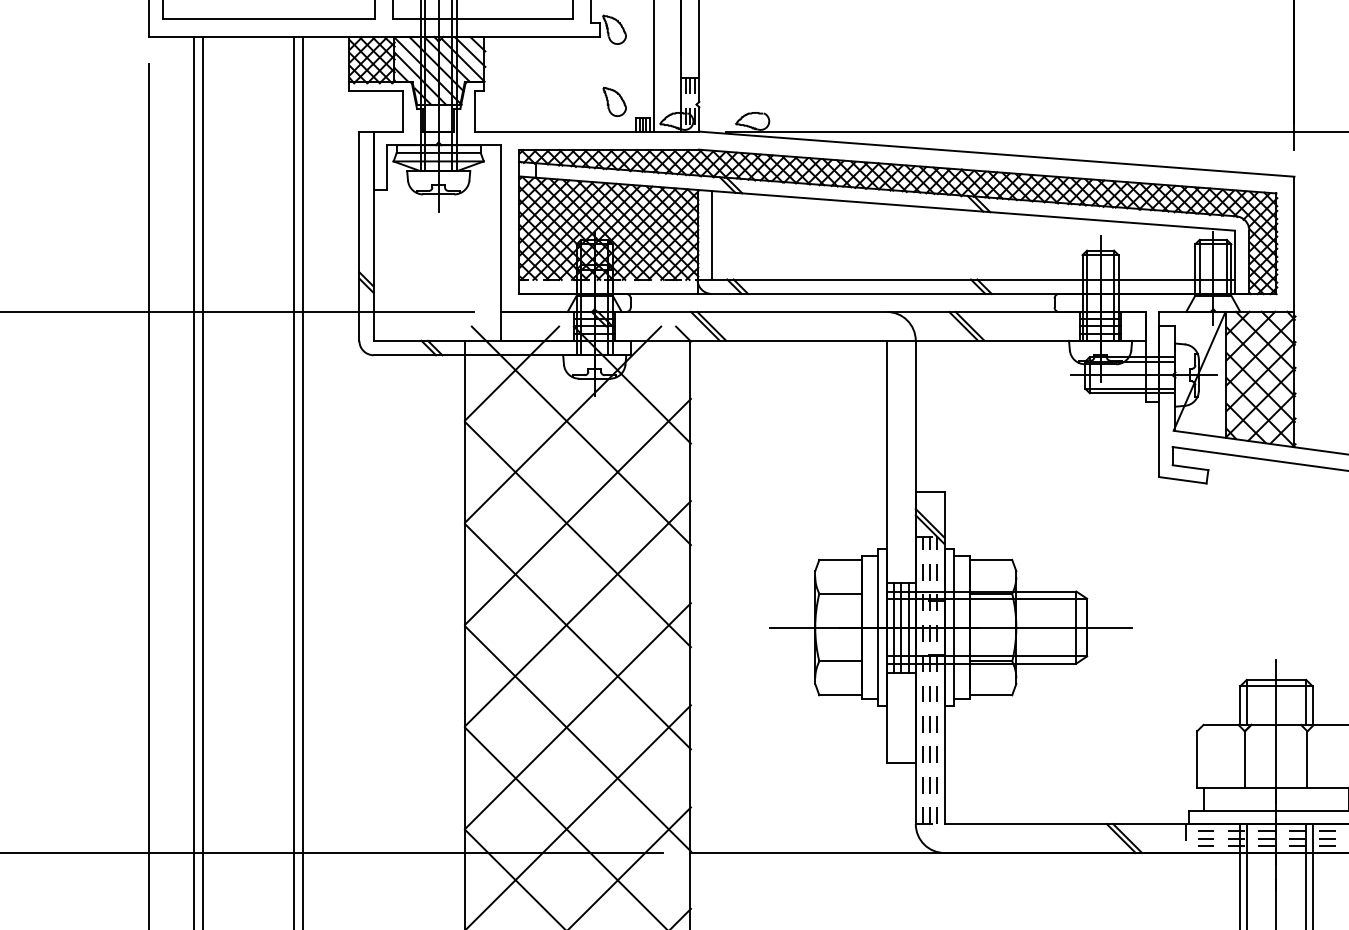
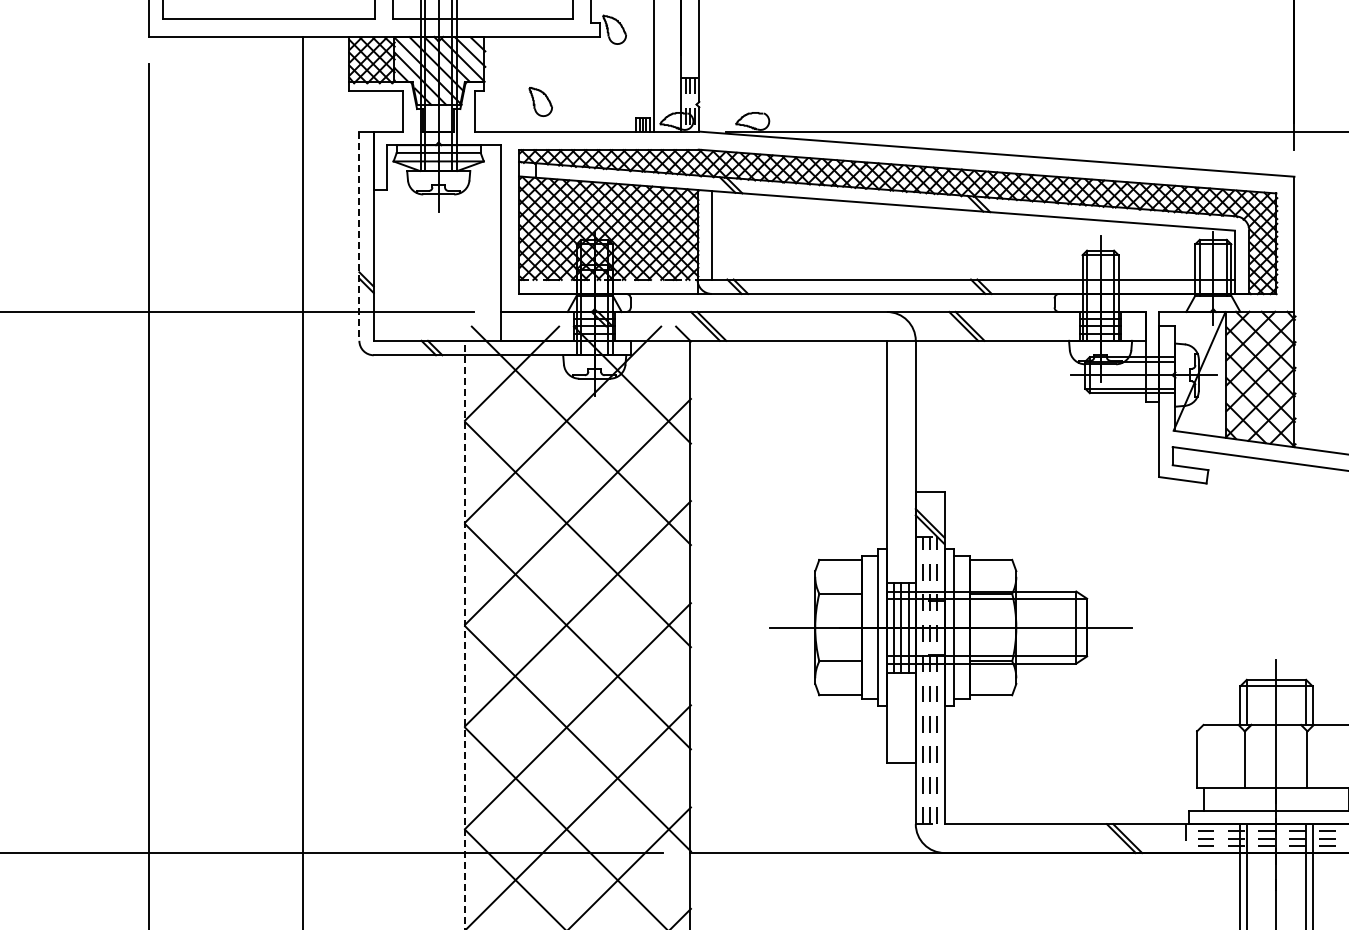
part position: (614, 101) -> (540, 101) (540, 101)
line: solid -> dashed (359, 236)
line: present -> none (194, 481)
line: present -> none (203, 481)
line: present -> none (293, 481)
line: solid -> dashed (464, 634)
